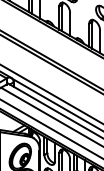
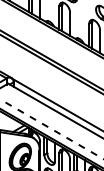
line: present -> none (51, 93)
line: present -> none (51, 116)
line: solid -> dashed (51, 128)
